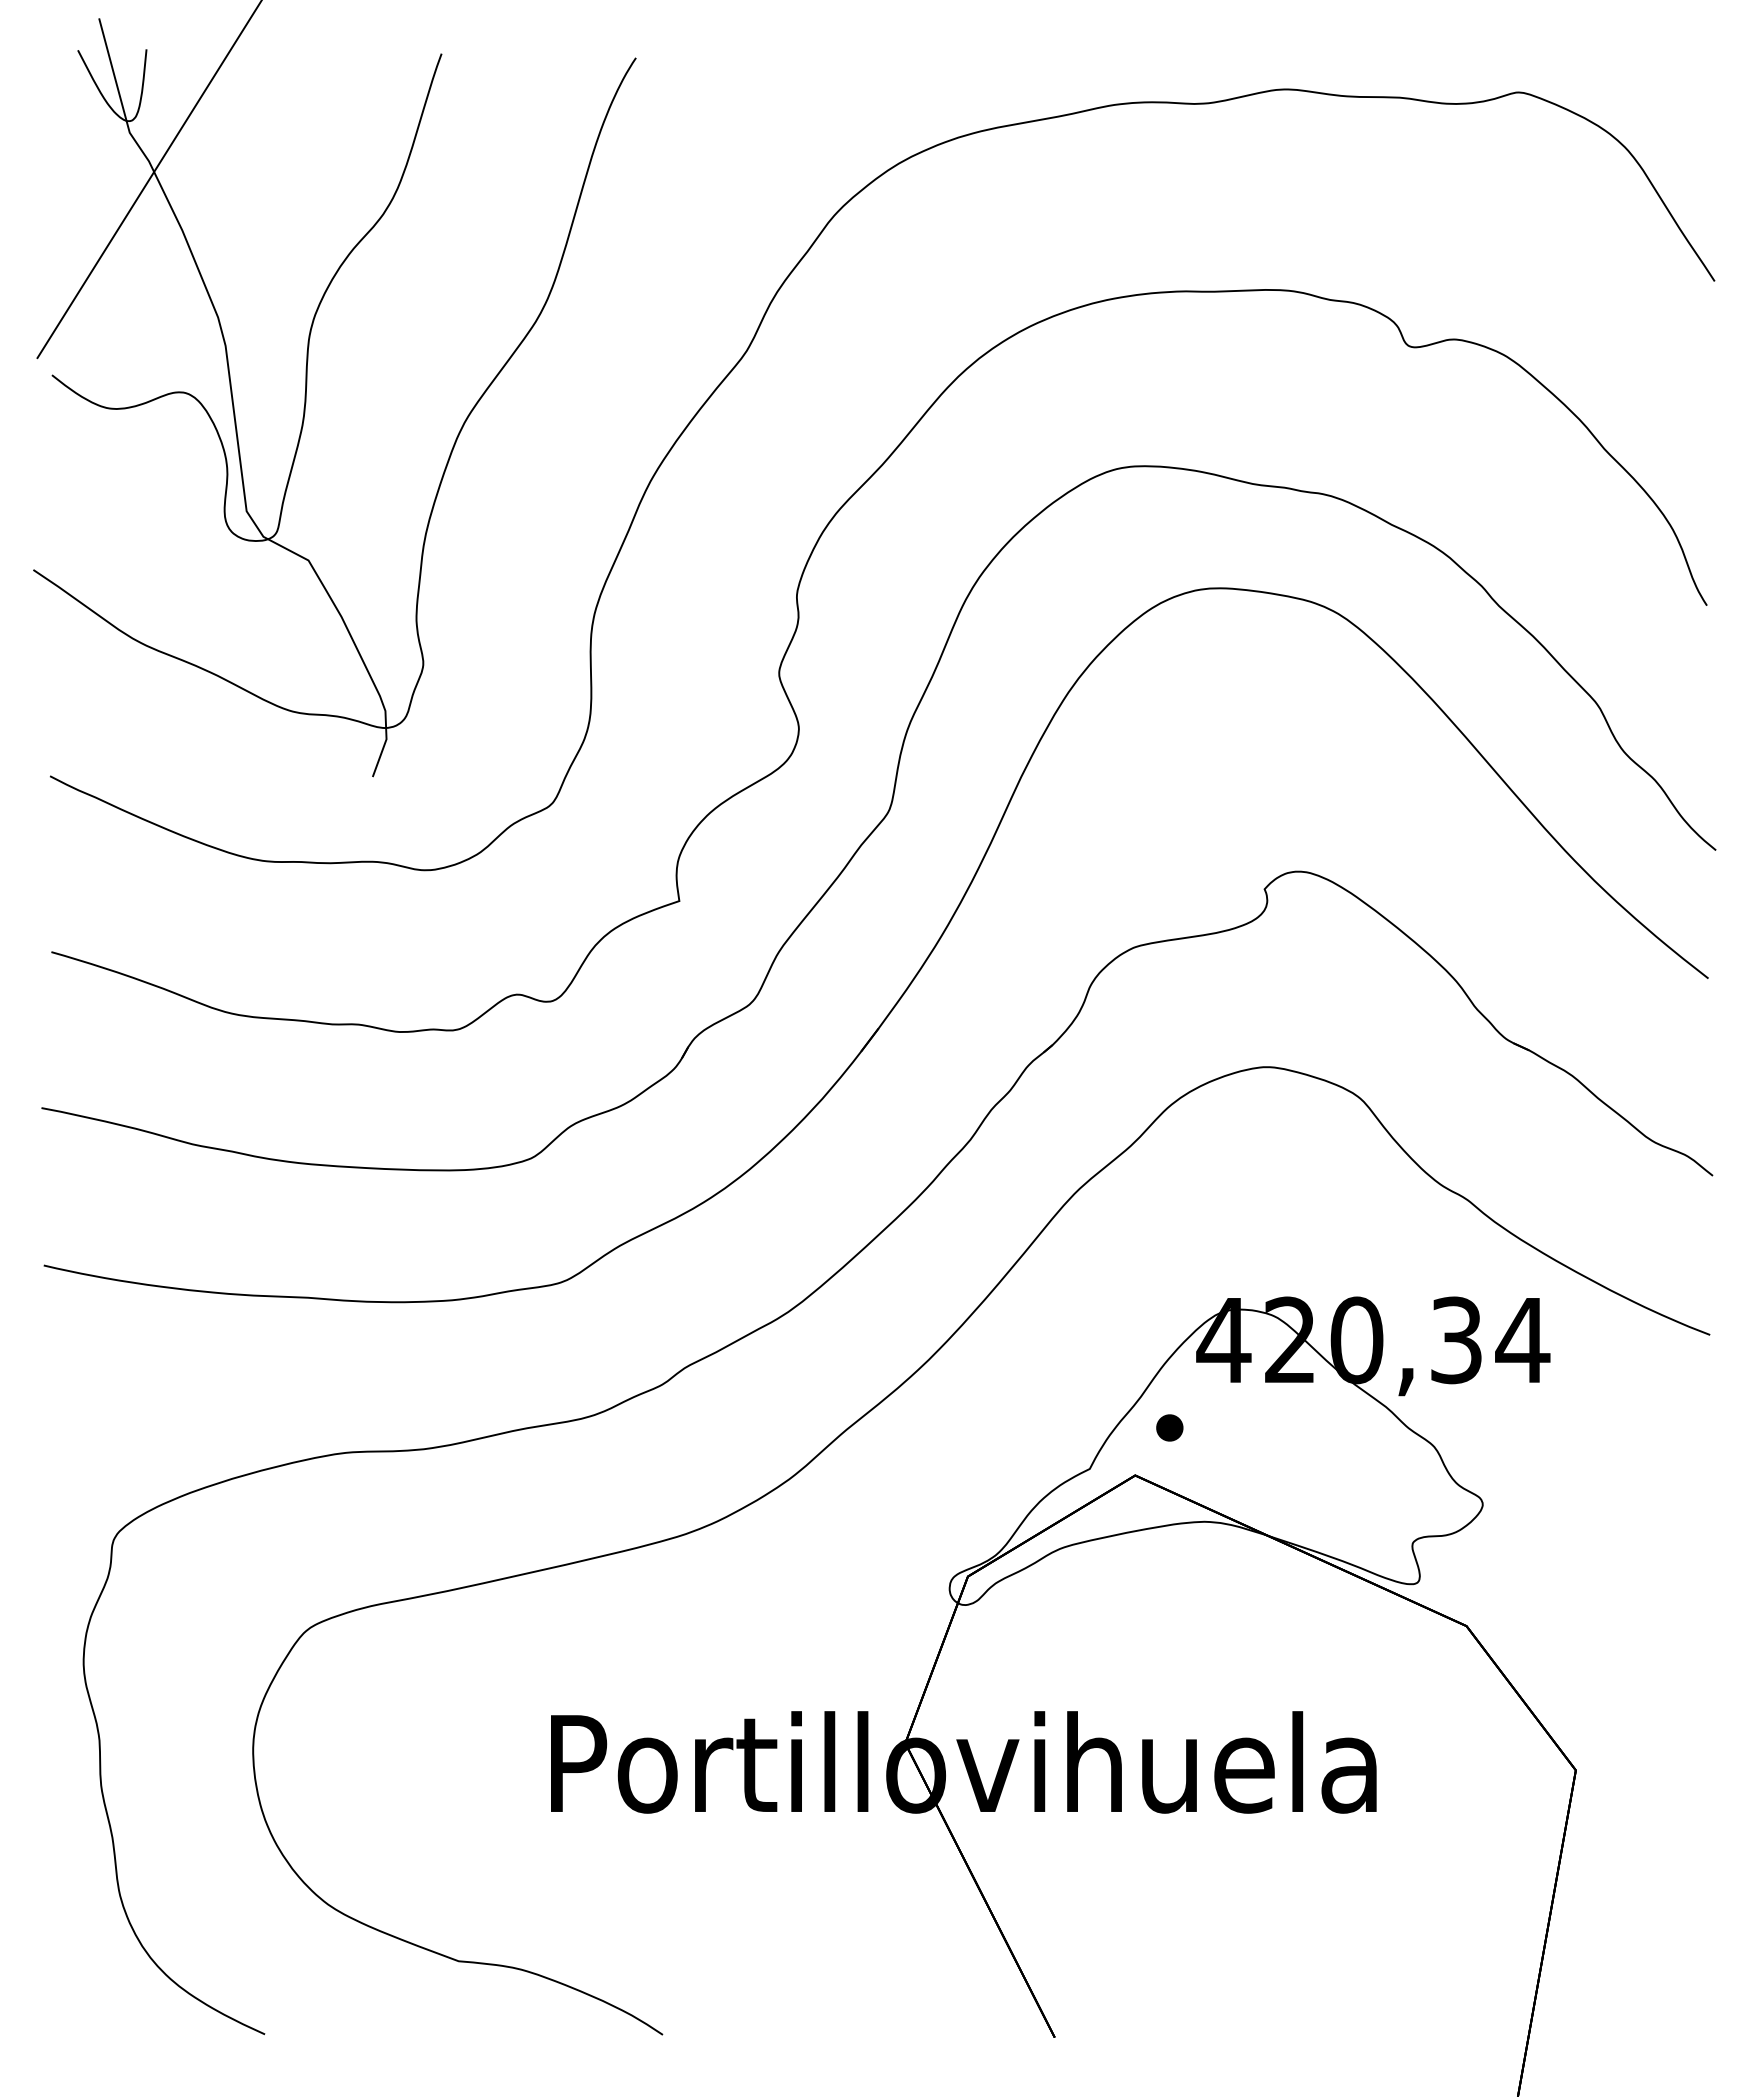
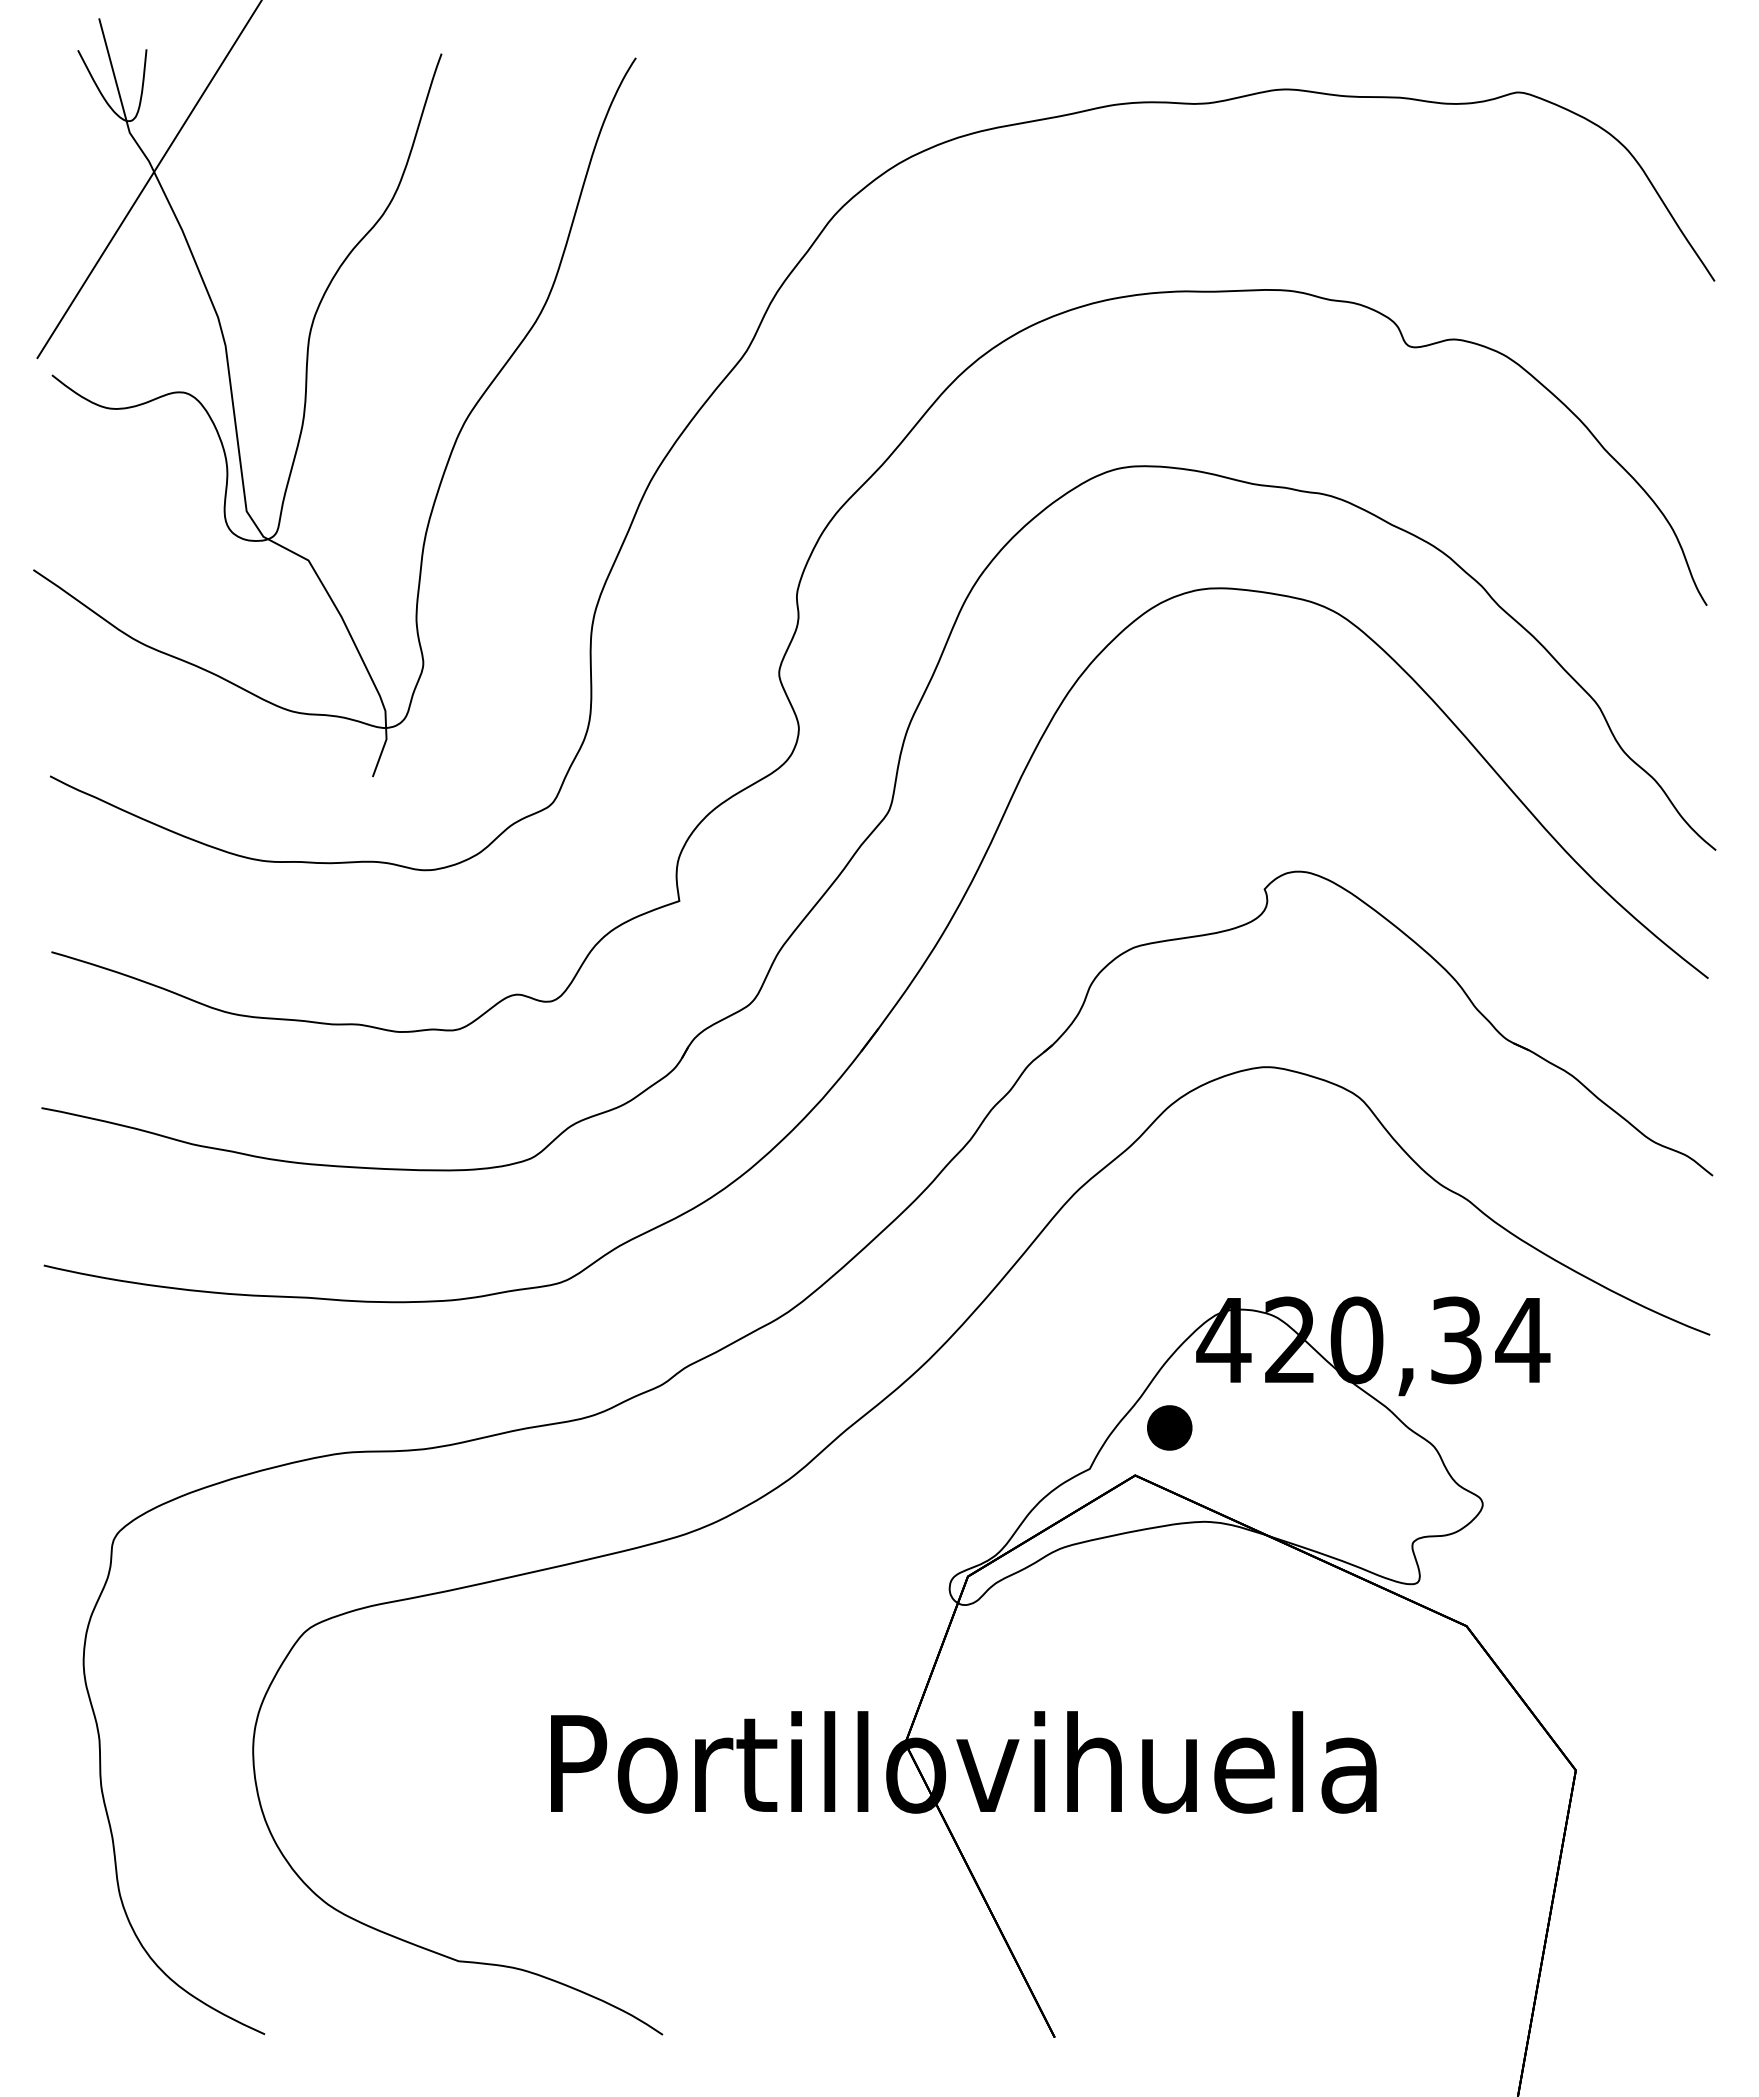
part size: 28x28 px -> 46x46 px (1169, 1427)
